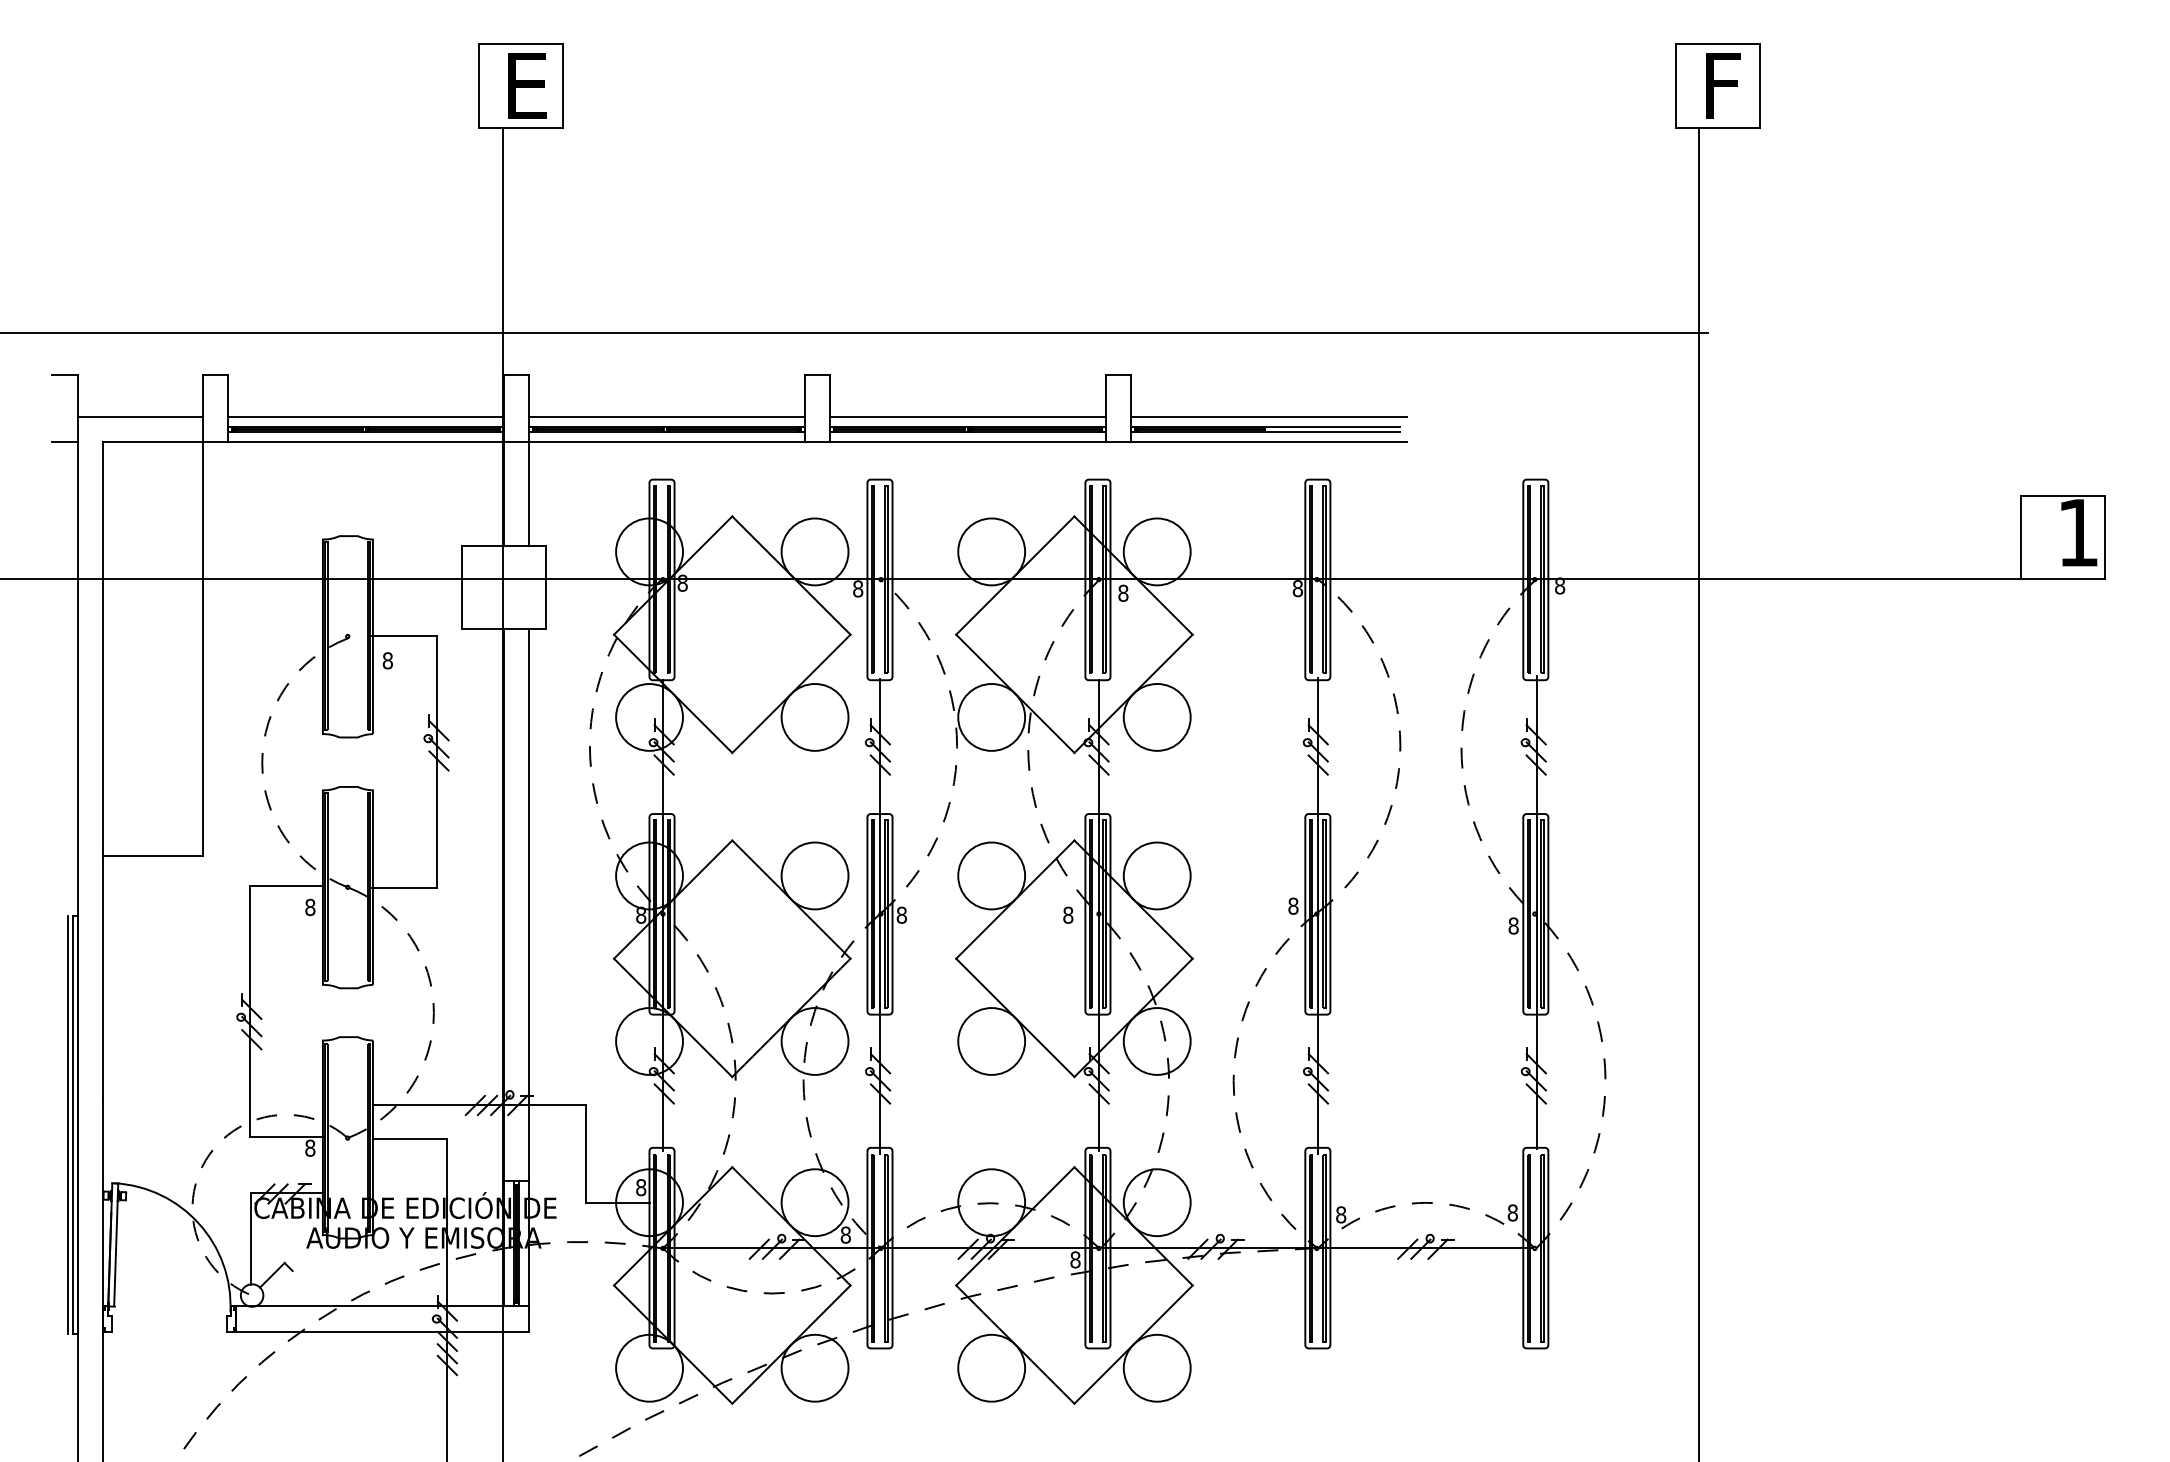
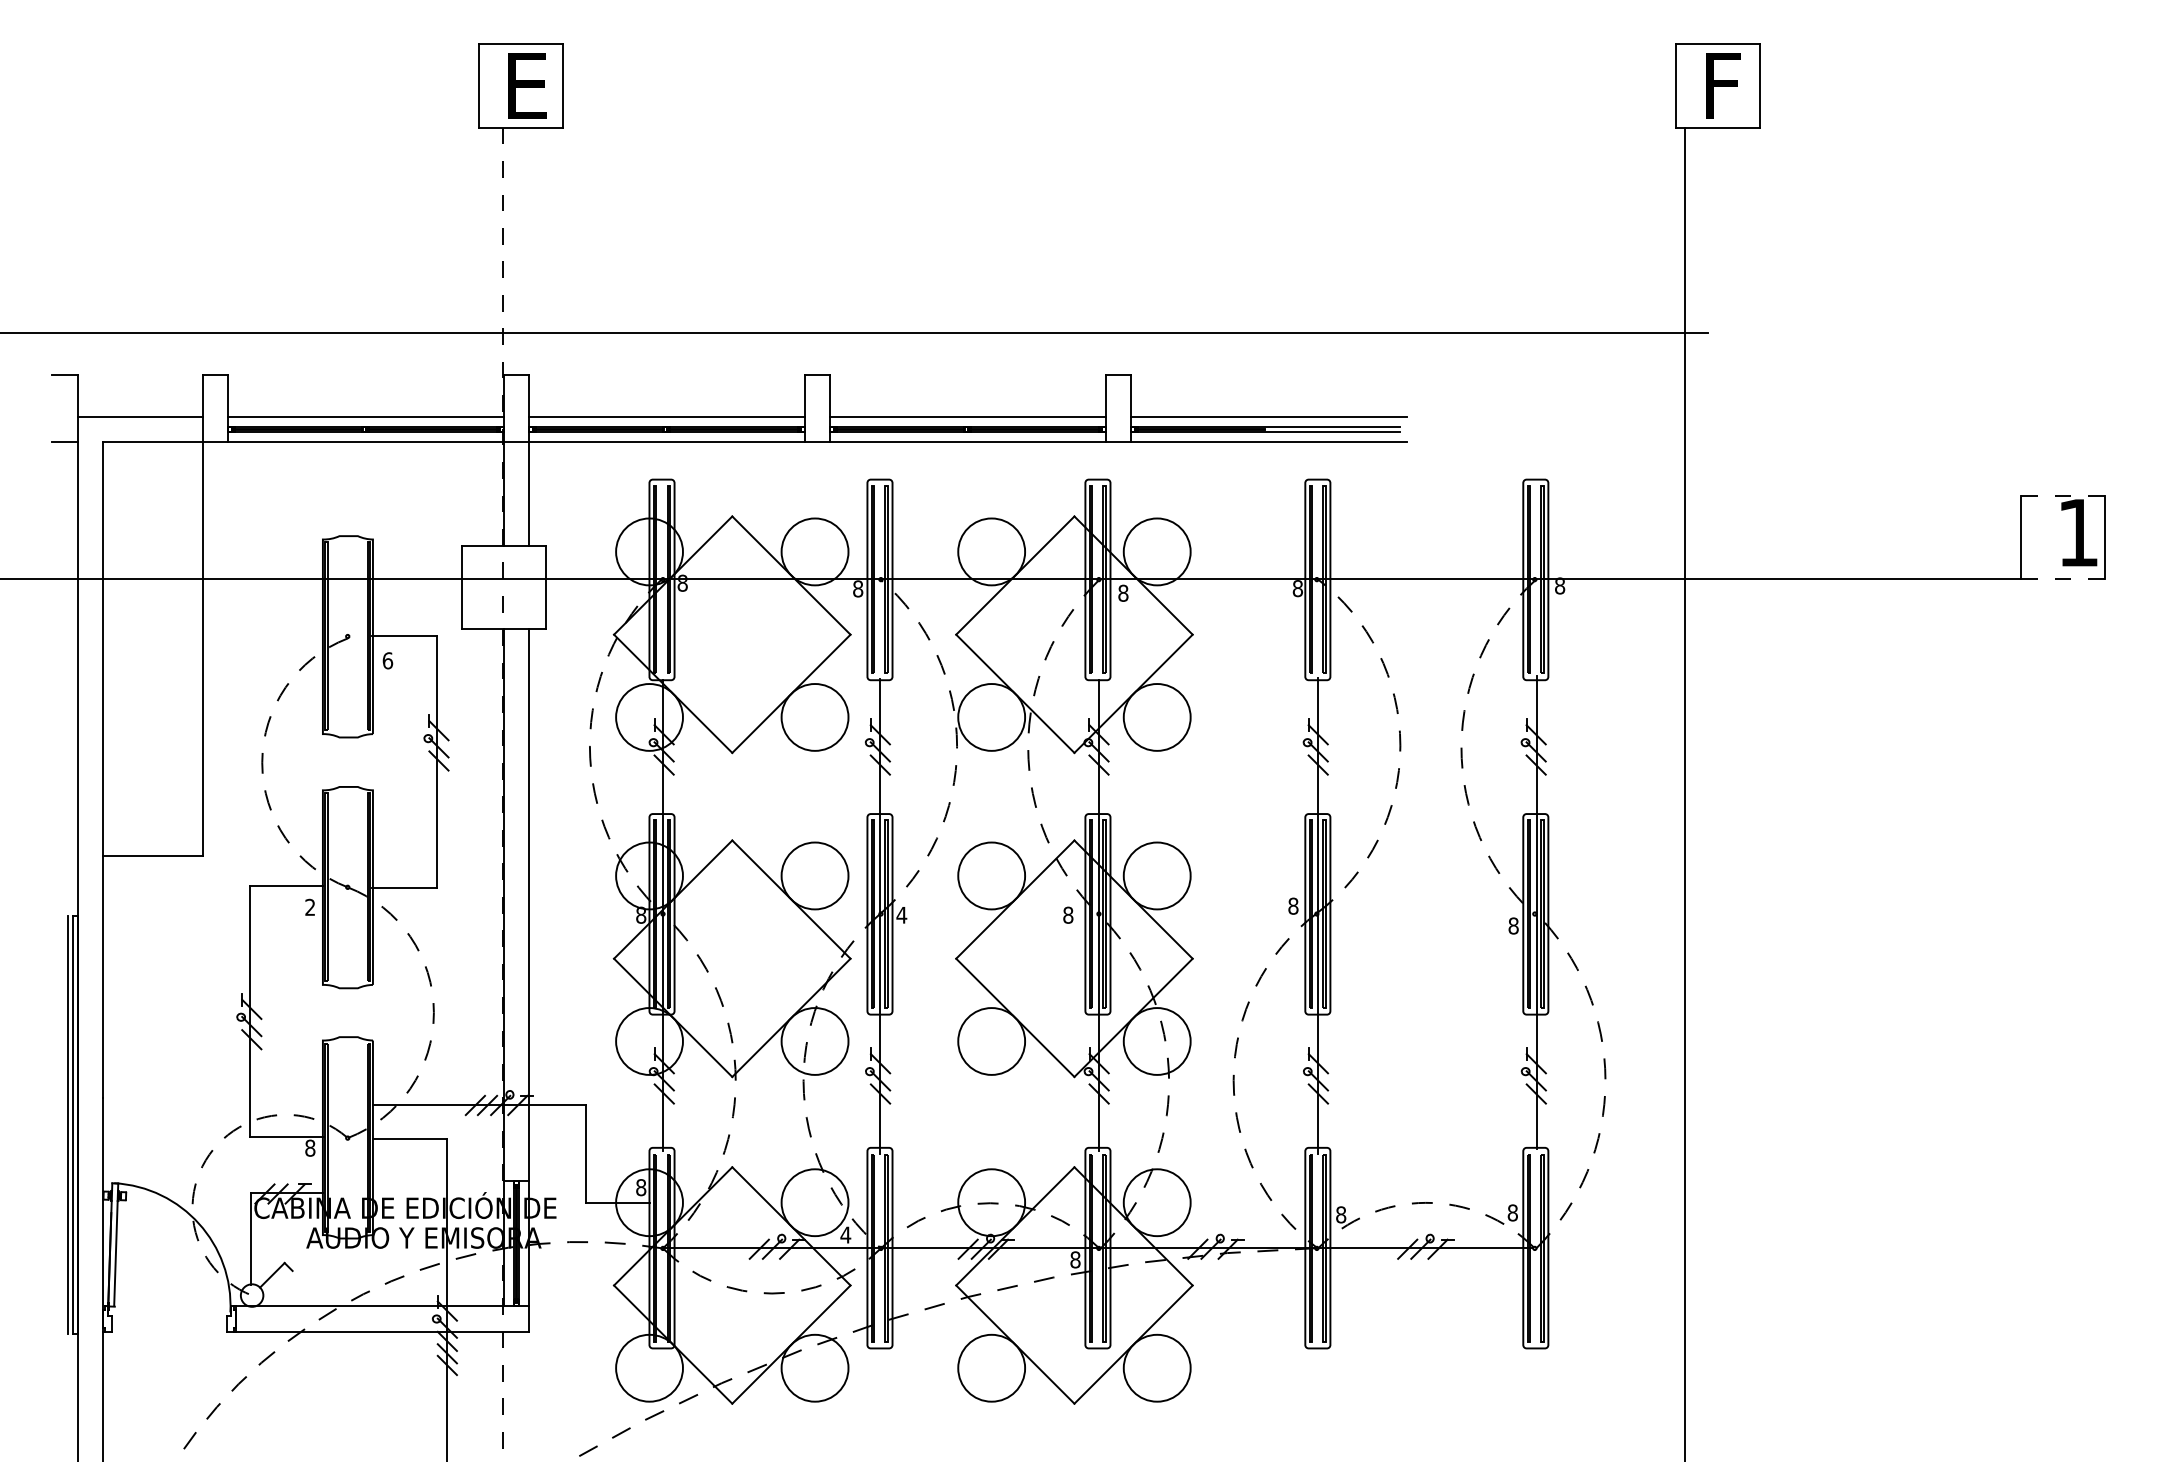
line: solid -> dashed (2063, 495)
line: solid -> dashed (2063, 579)
text: 8 -> 6 (387, 660)
line position: (1699, 792) -> (1685, 792) (1685, 792)
line: solid -> dashed (502, 794)
text: 8 -> 2 (310, 907)
text: 8 -> 4 (901, 914)
text: 8 -> 4 (845, 1234)
